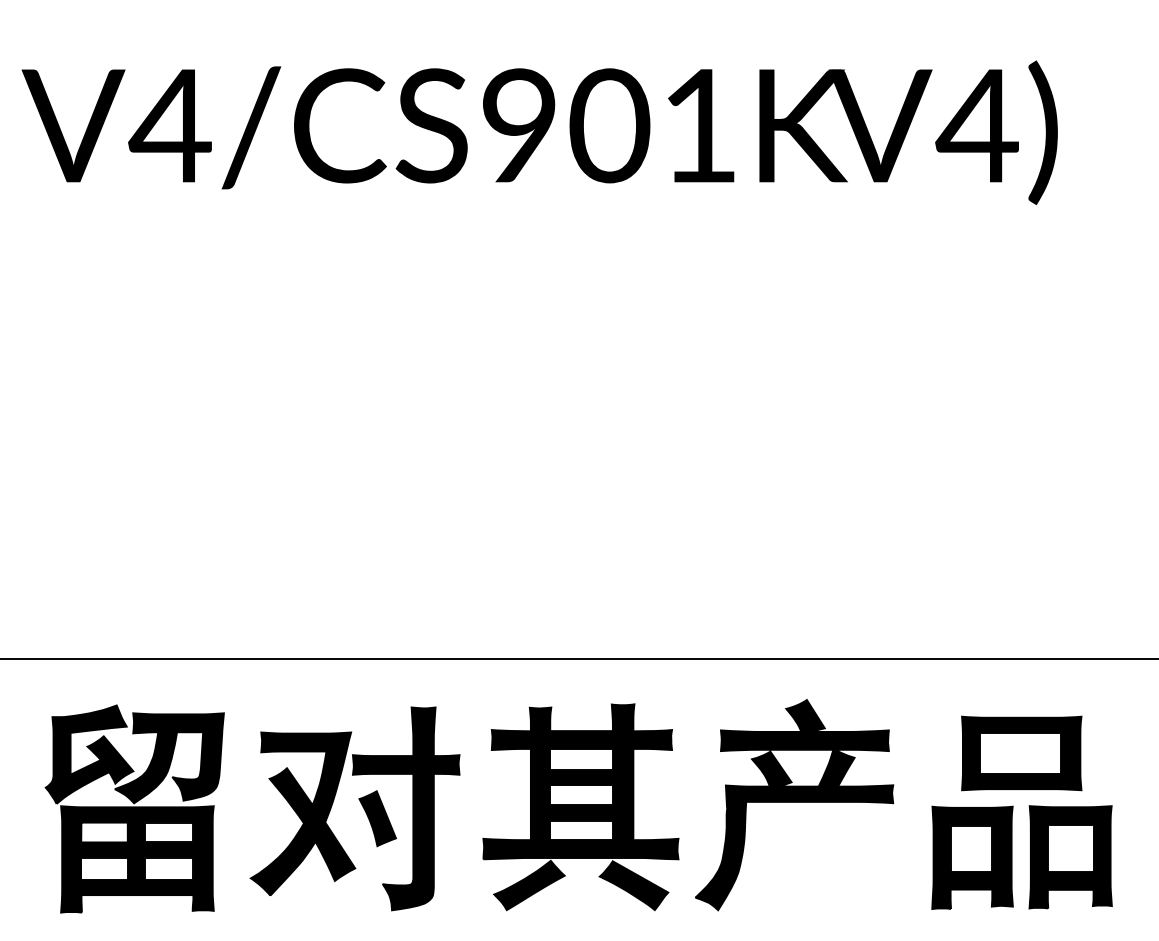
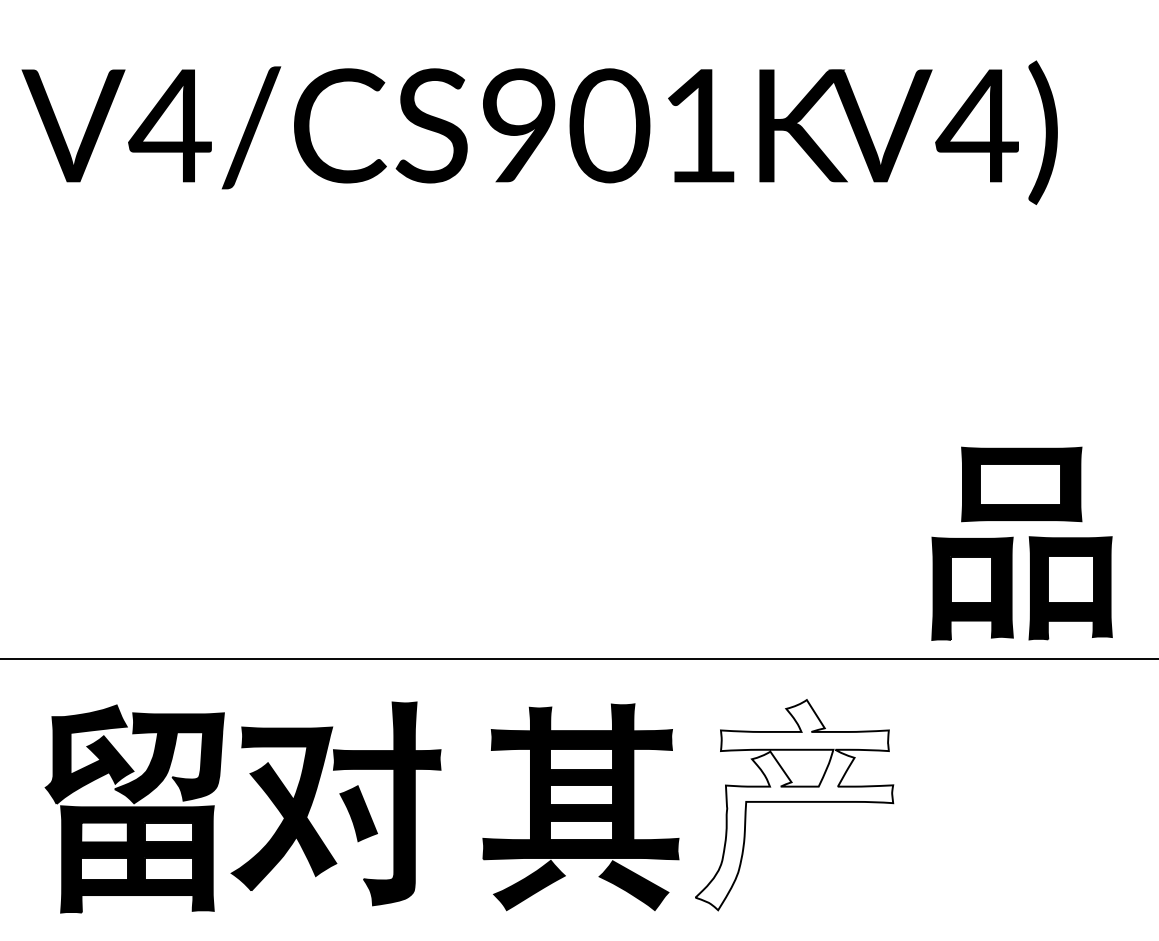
part position: (361, 805) -> (342, 800) (342, 800)
fill: present -> none (794, 805)
part position: (1029, 812) -> (1029, 543) (1029, 543)
